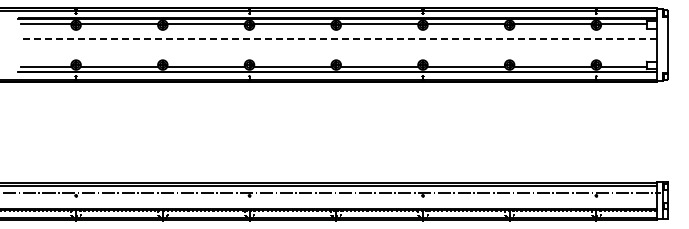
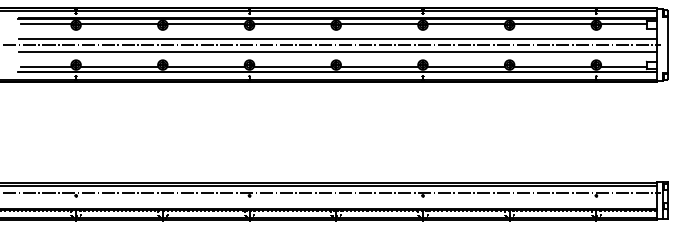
line: dashed -> solid (338, 38)
line: none -> present (331, 45)
line: none -> present (338, 51)
